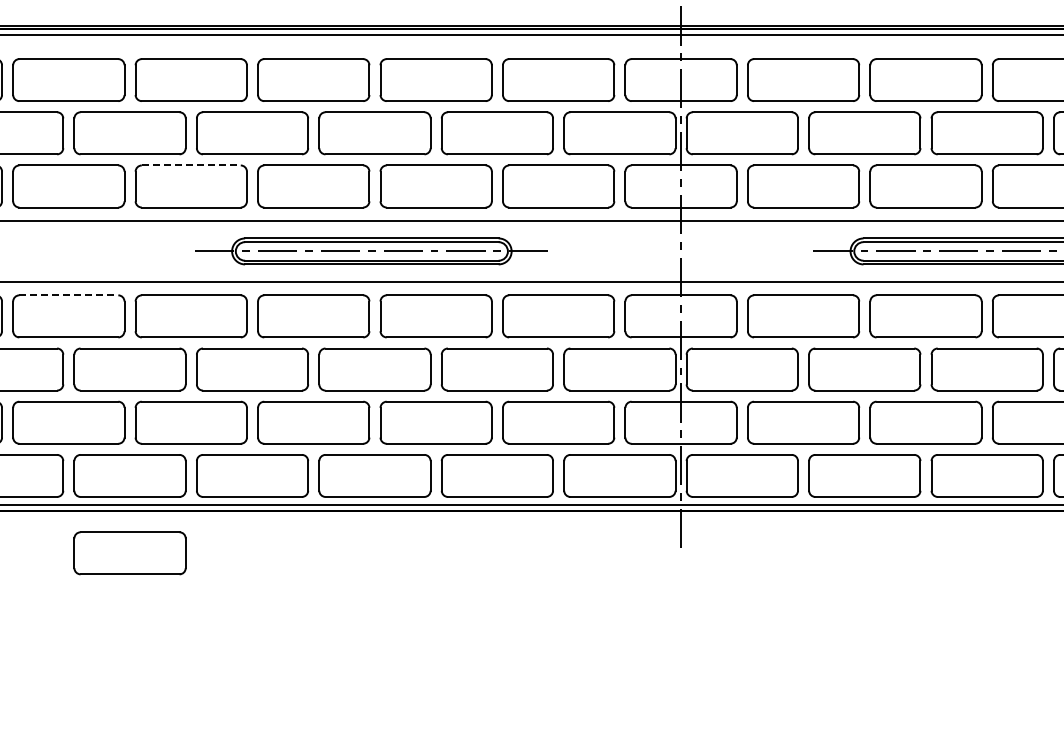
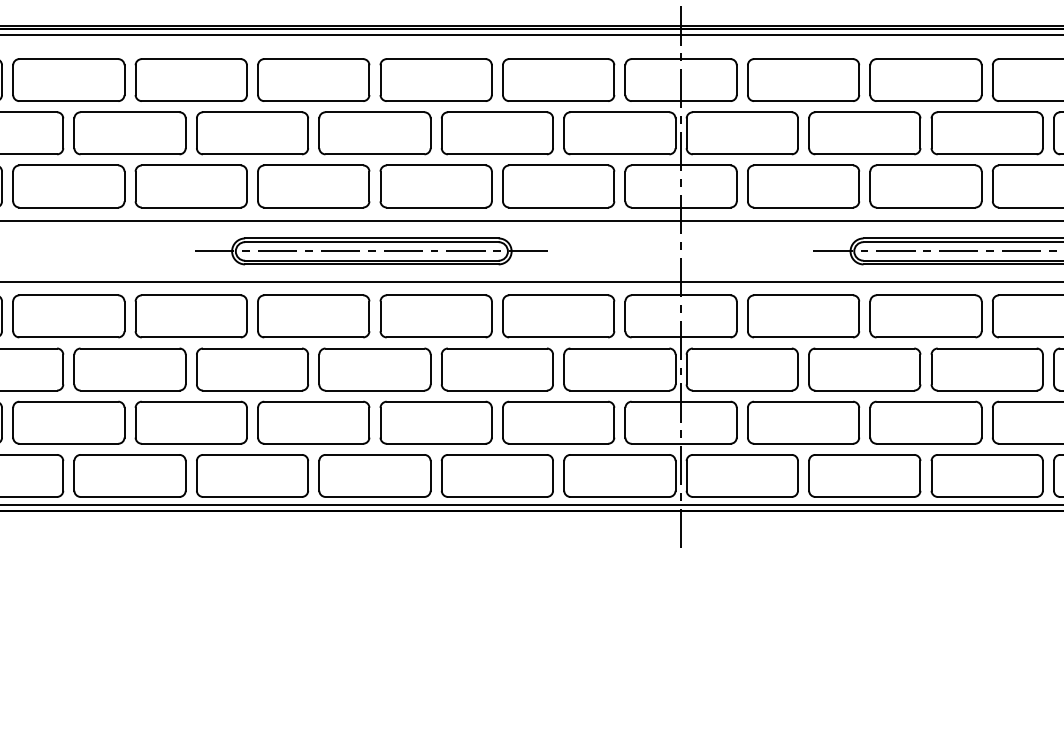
line: dashed -> solid (191, 165)
line: dashed -> solid (69, 295)
part: present -> none (129, 553)
